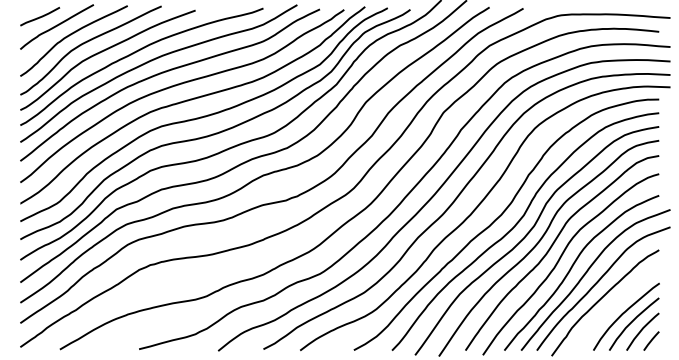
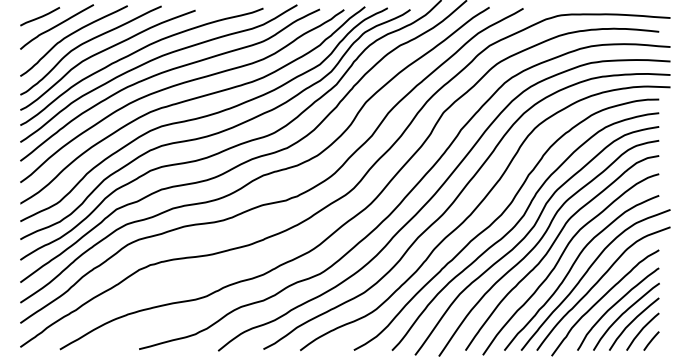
curve: none -> present (615, 305)
